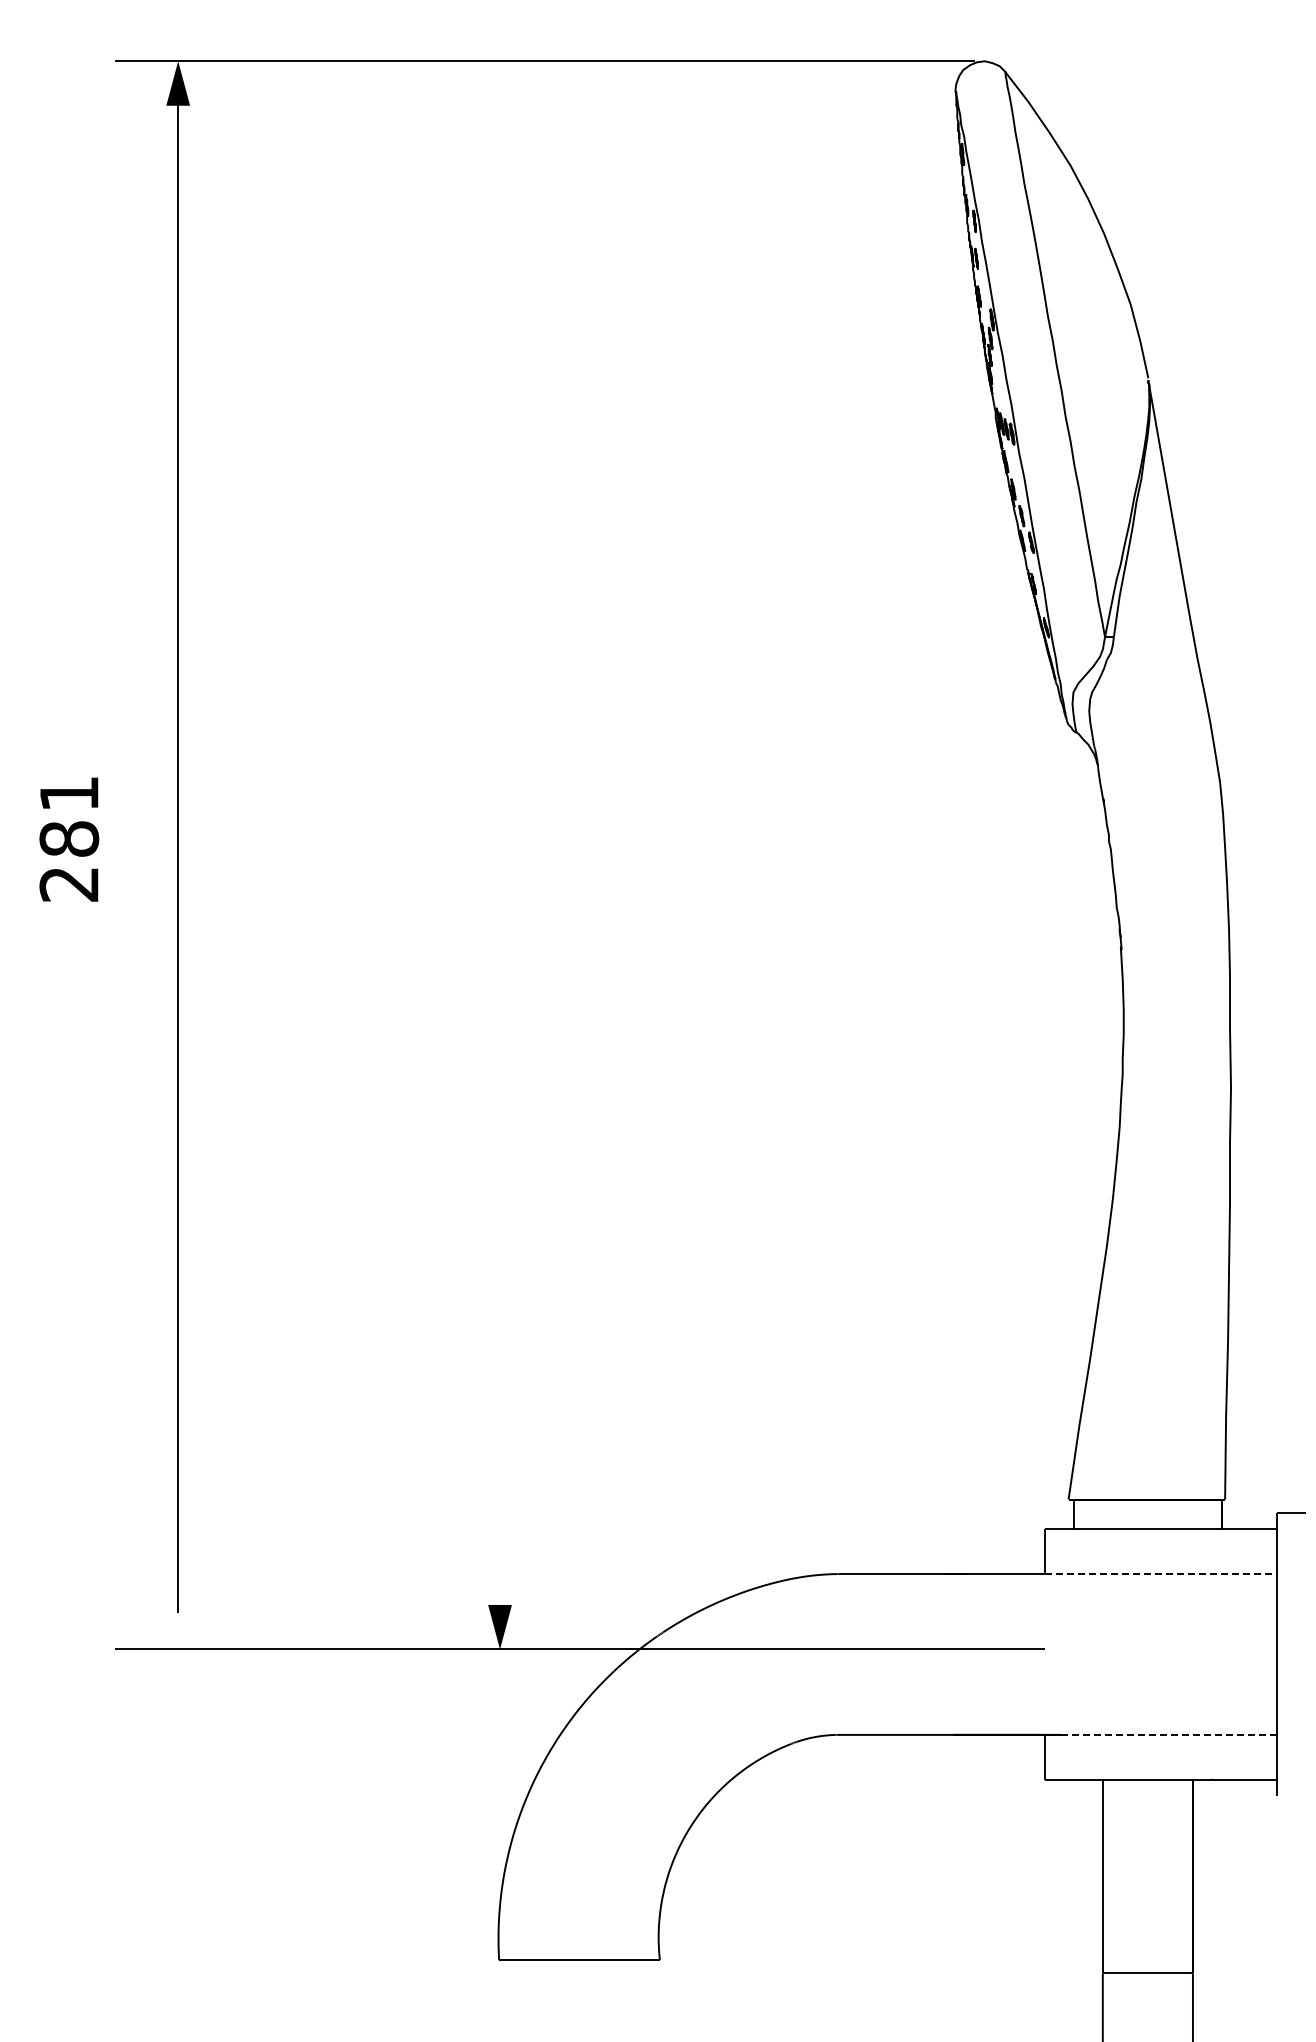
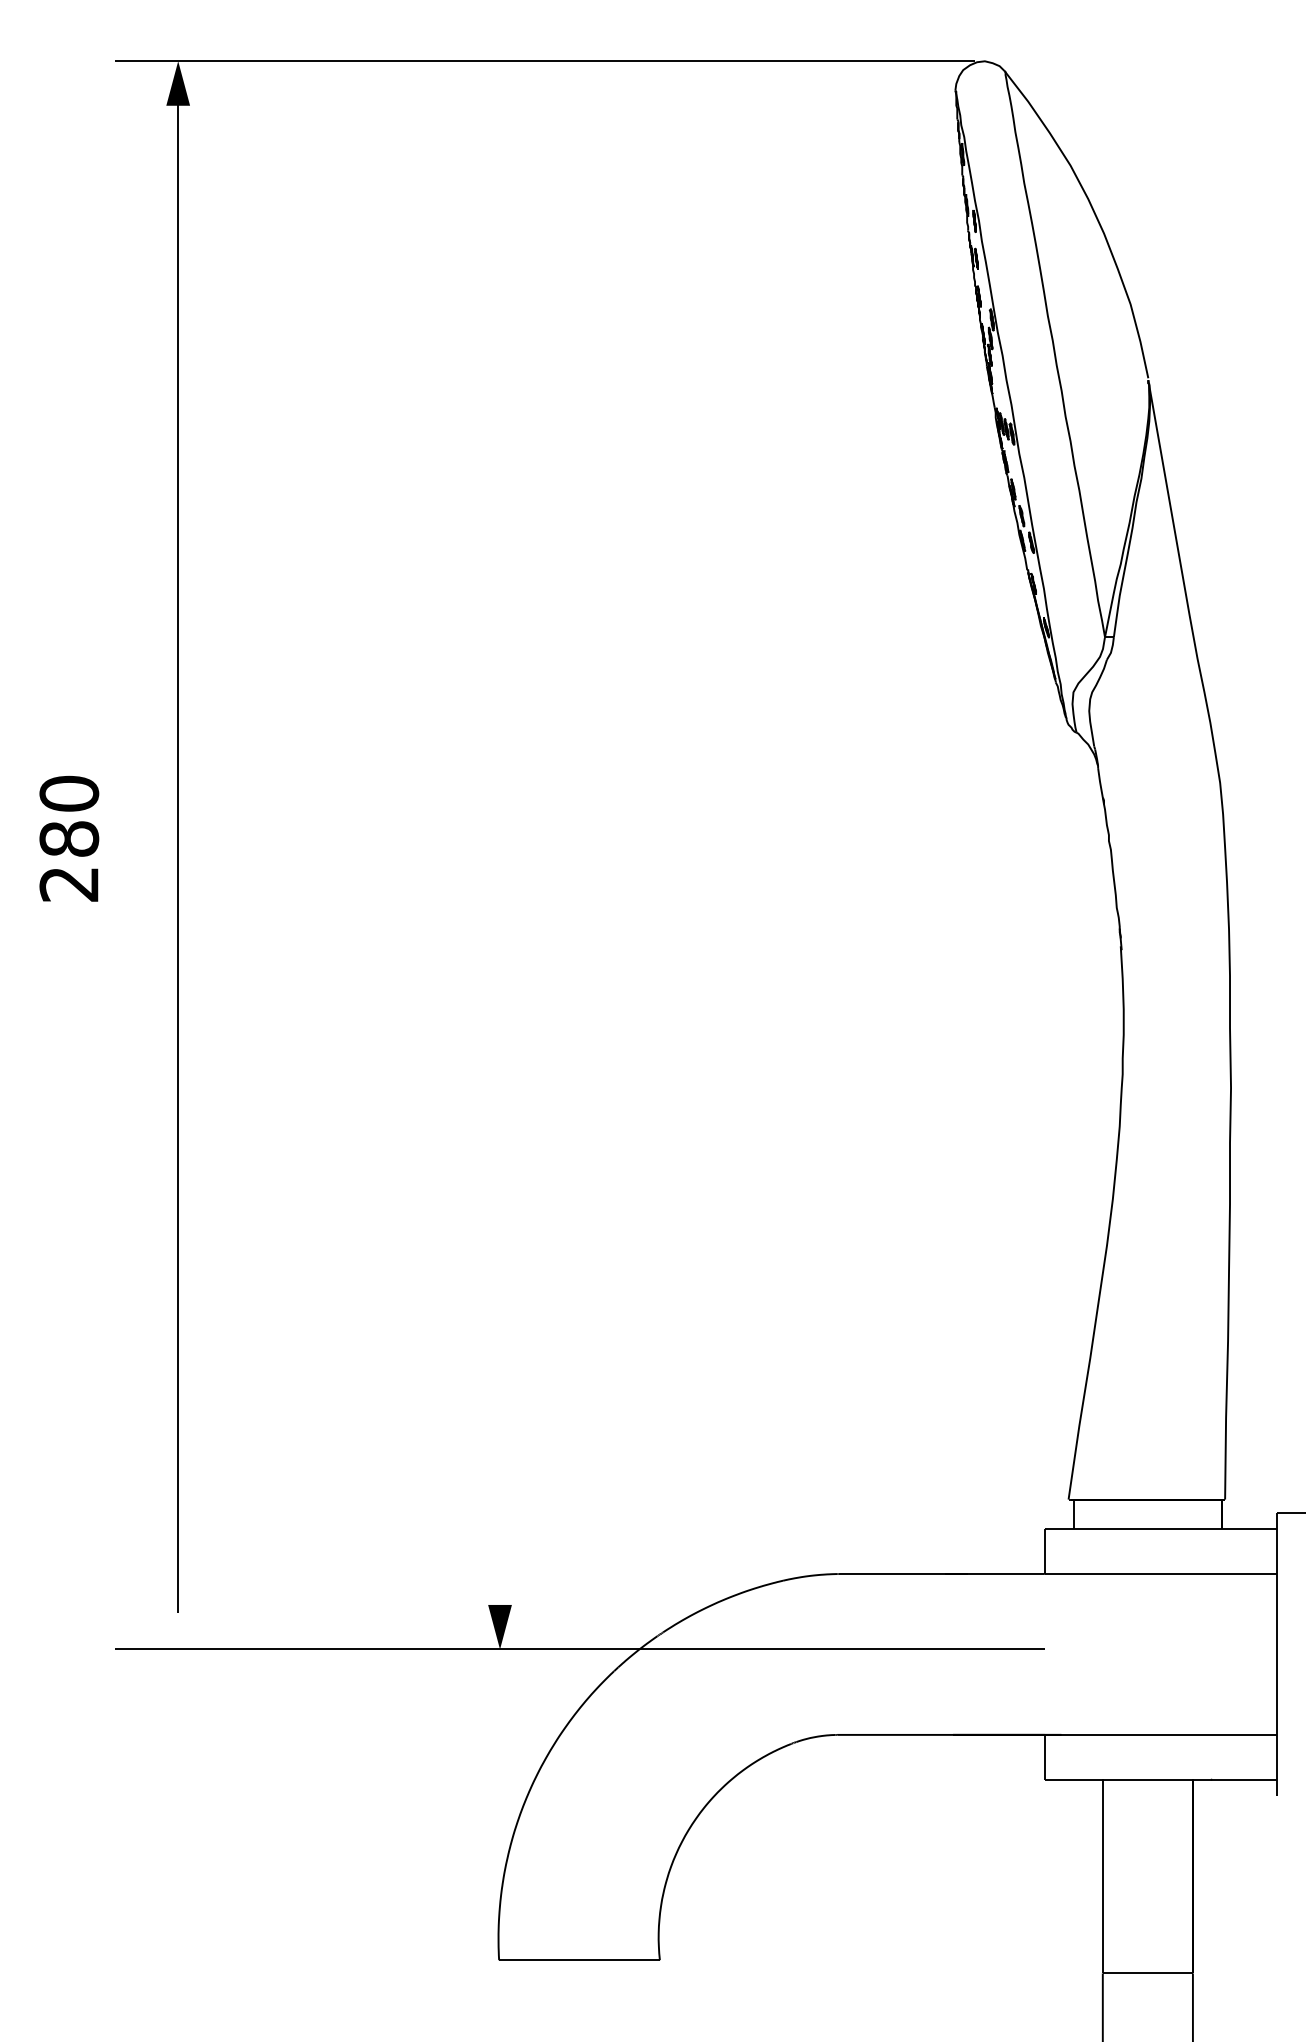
text: 281 -> 280 (69, 793)
line: dashed -> solid (1160, 1573)
line: dashed -> solid (1160, 1734)
